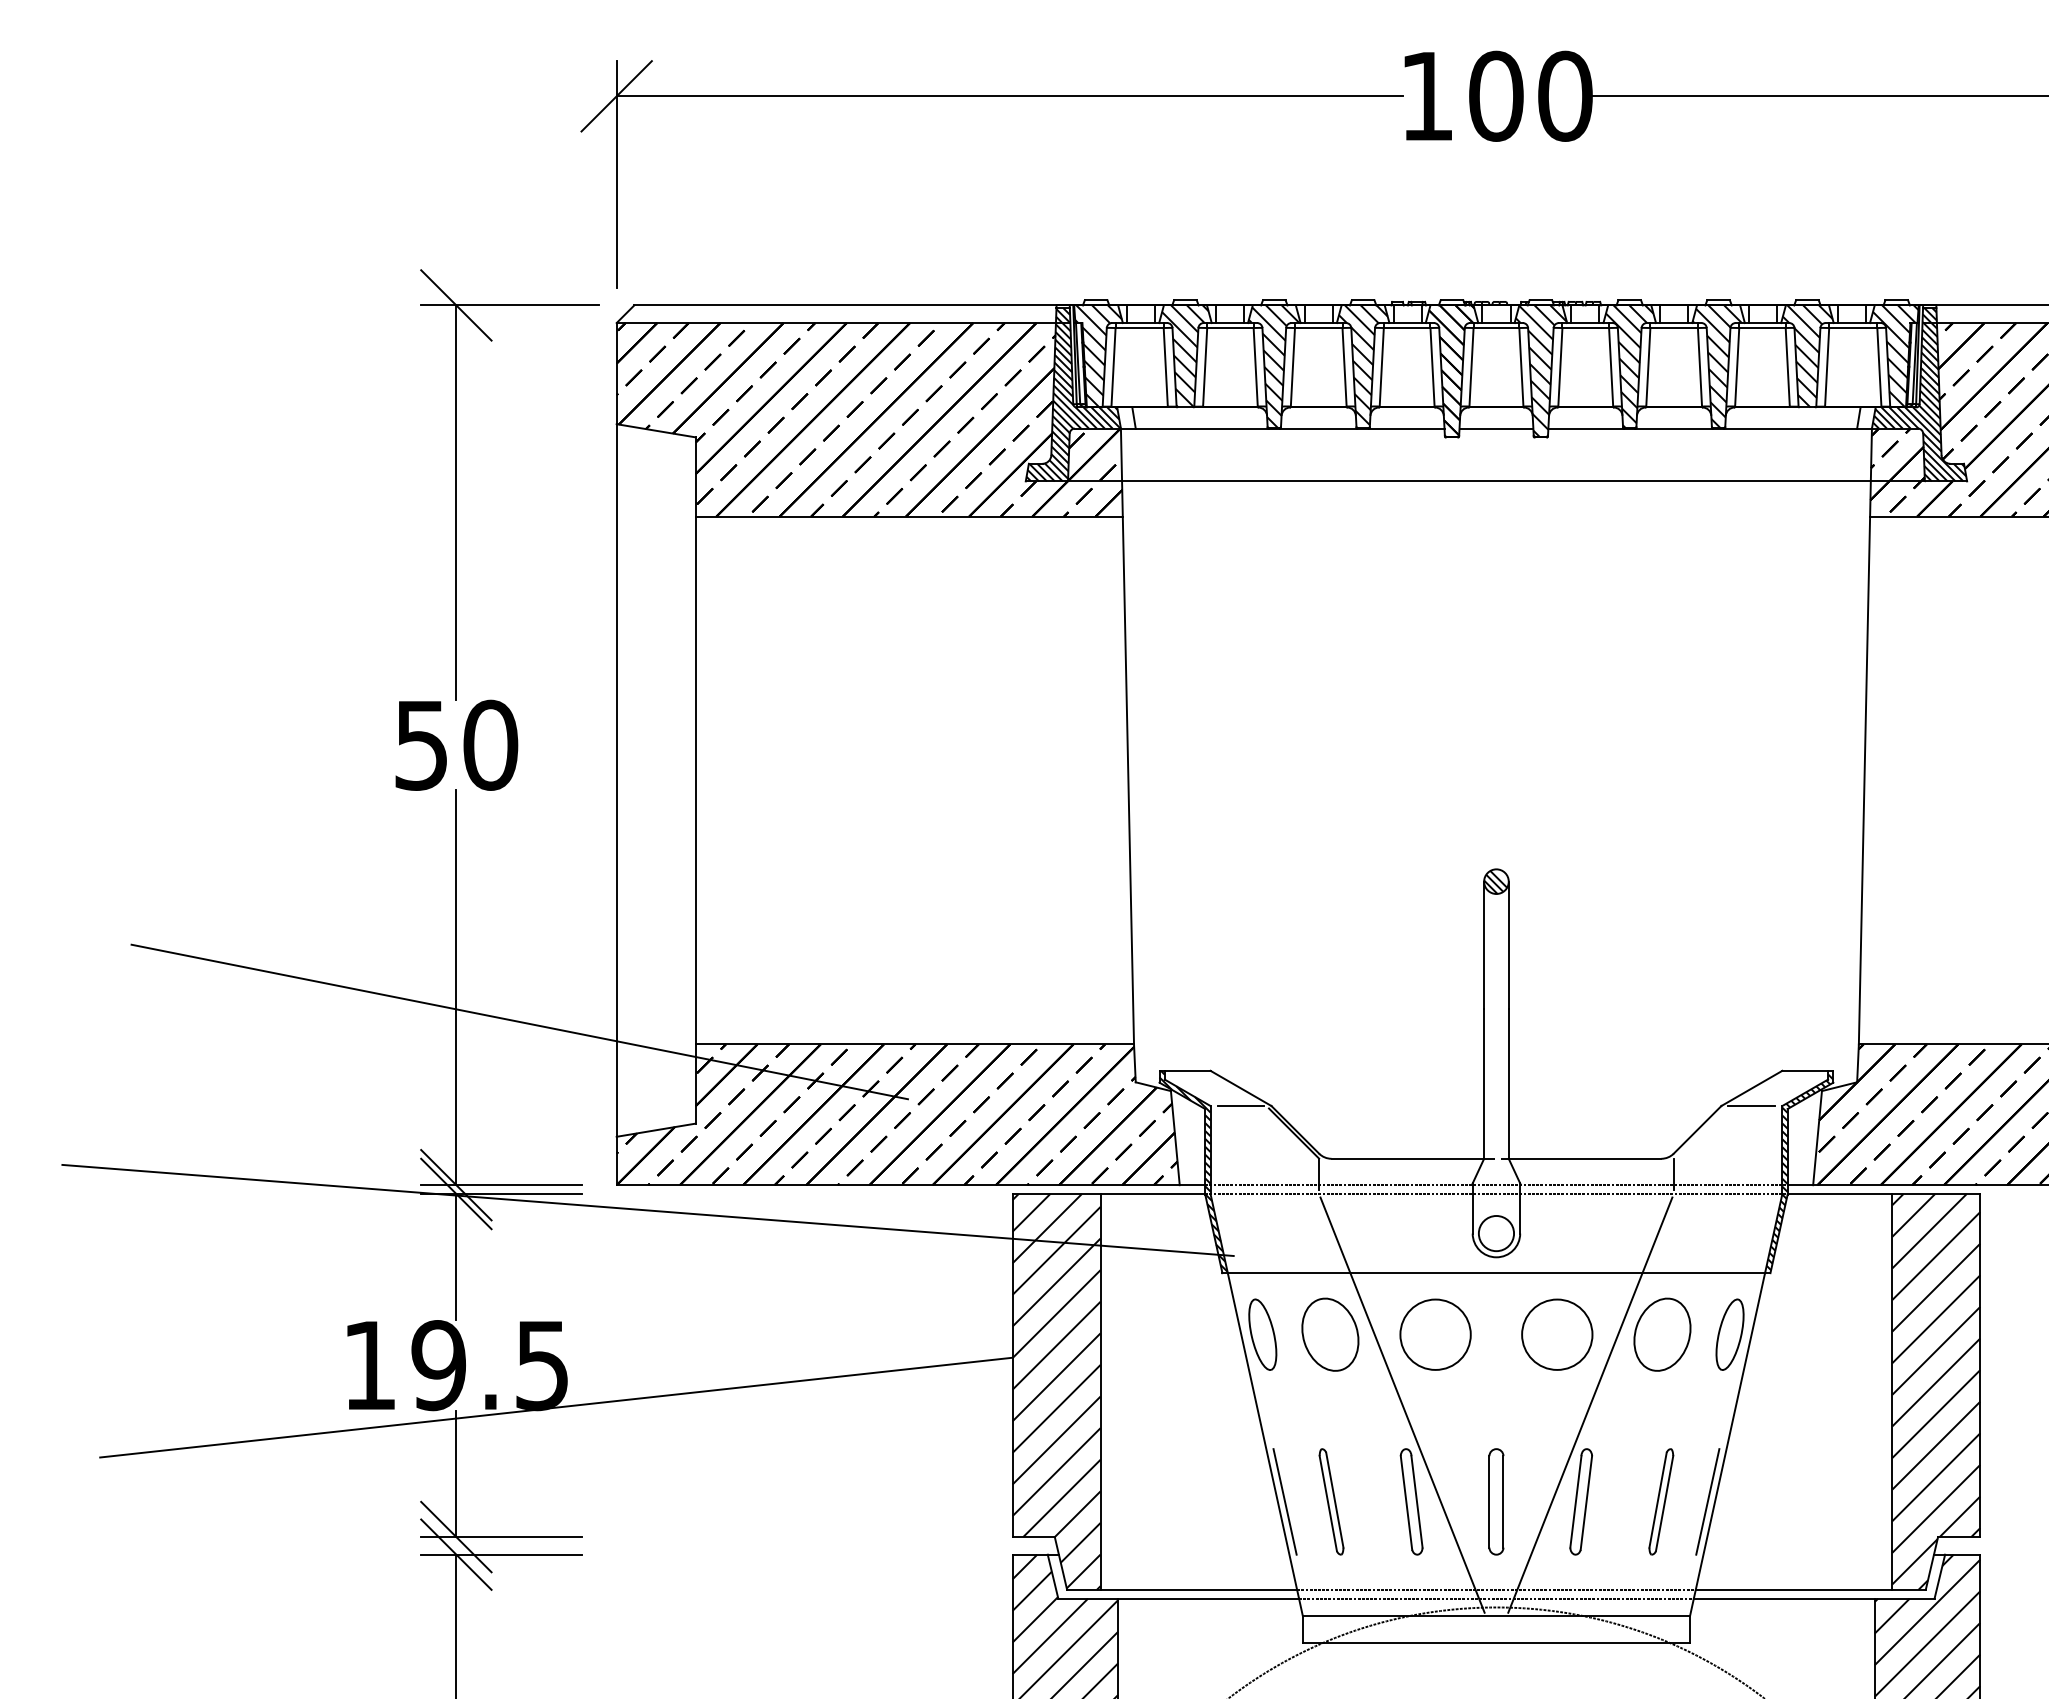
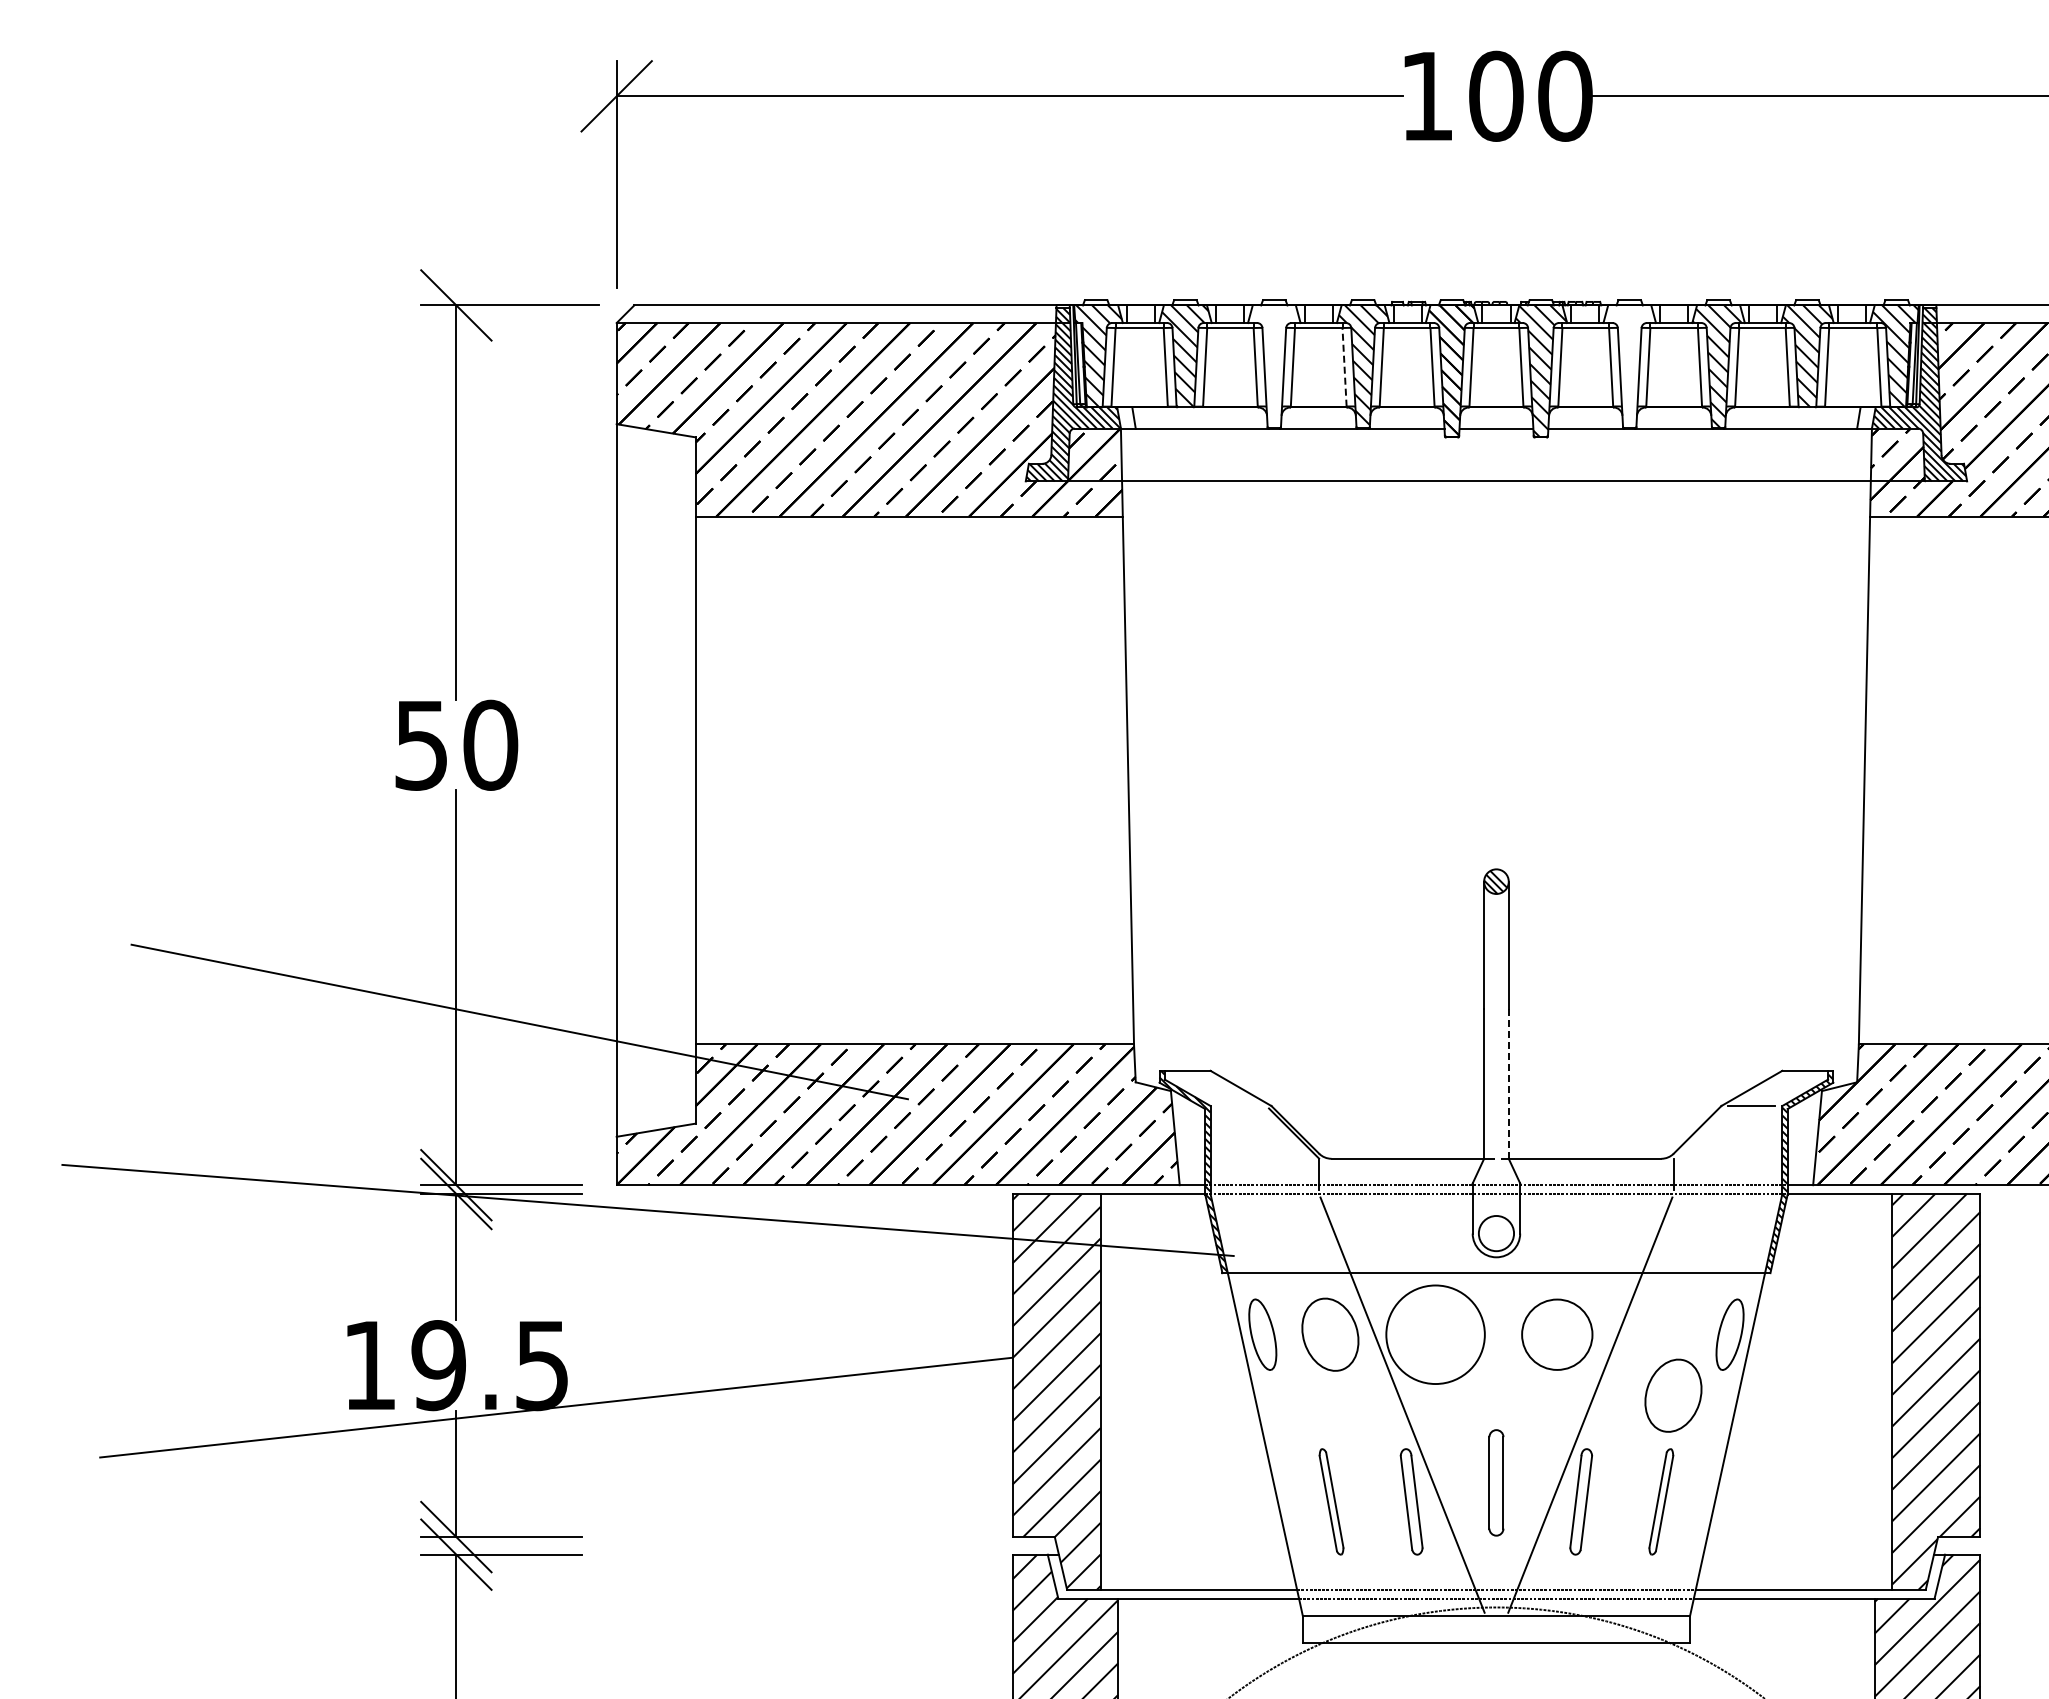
hatch: present -> none (1273, 366)
line: solid -> dashed (1344, 366)
hatch: present -> none (1629, 366)
line: solid -> dashed (1508, 1084)
line: present -> none (1240, 1106)
circle diameter: 70 px -> 99 px (1435, 1334)
part position: (1662, 1334) -> (1673, 1395) (1673, 1395)
line: present -> none (1284, 1501)
part position: (1496, 1501) -> (1496, 1482) (1496, 1482)
line: present -> none (1707, 1501)
